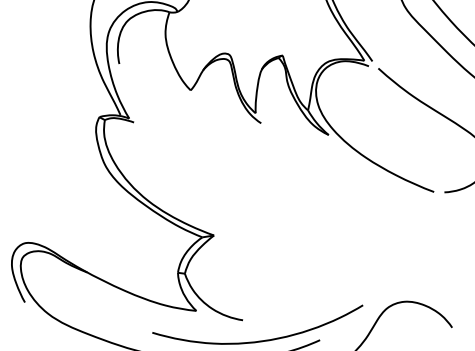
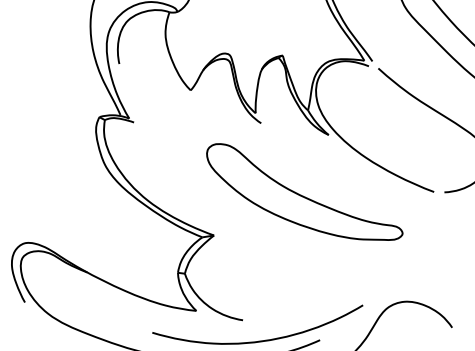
part: none -> present (304, 191)
